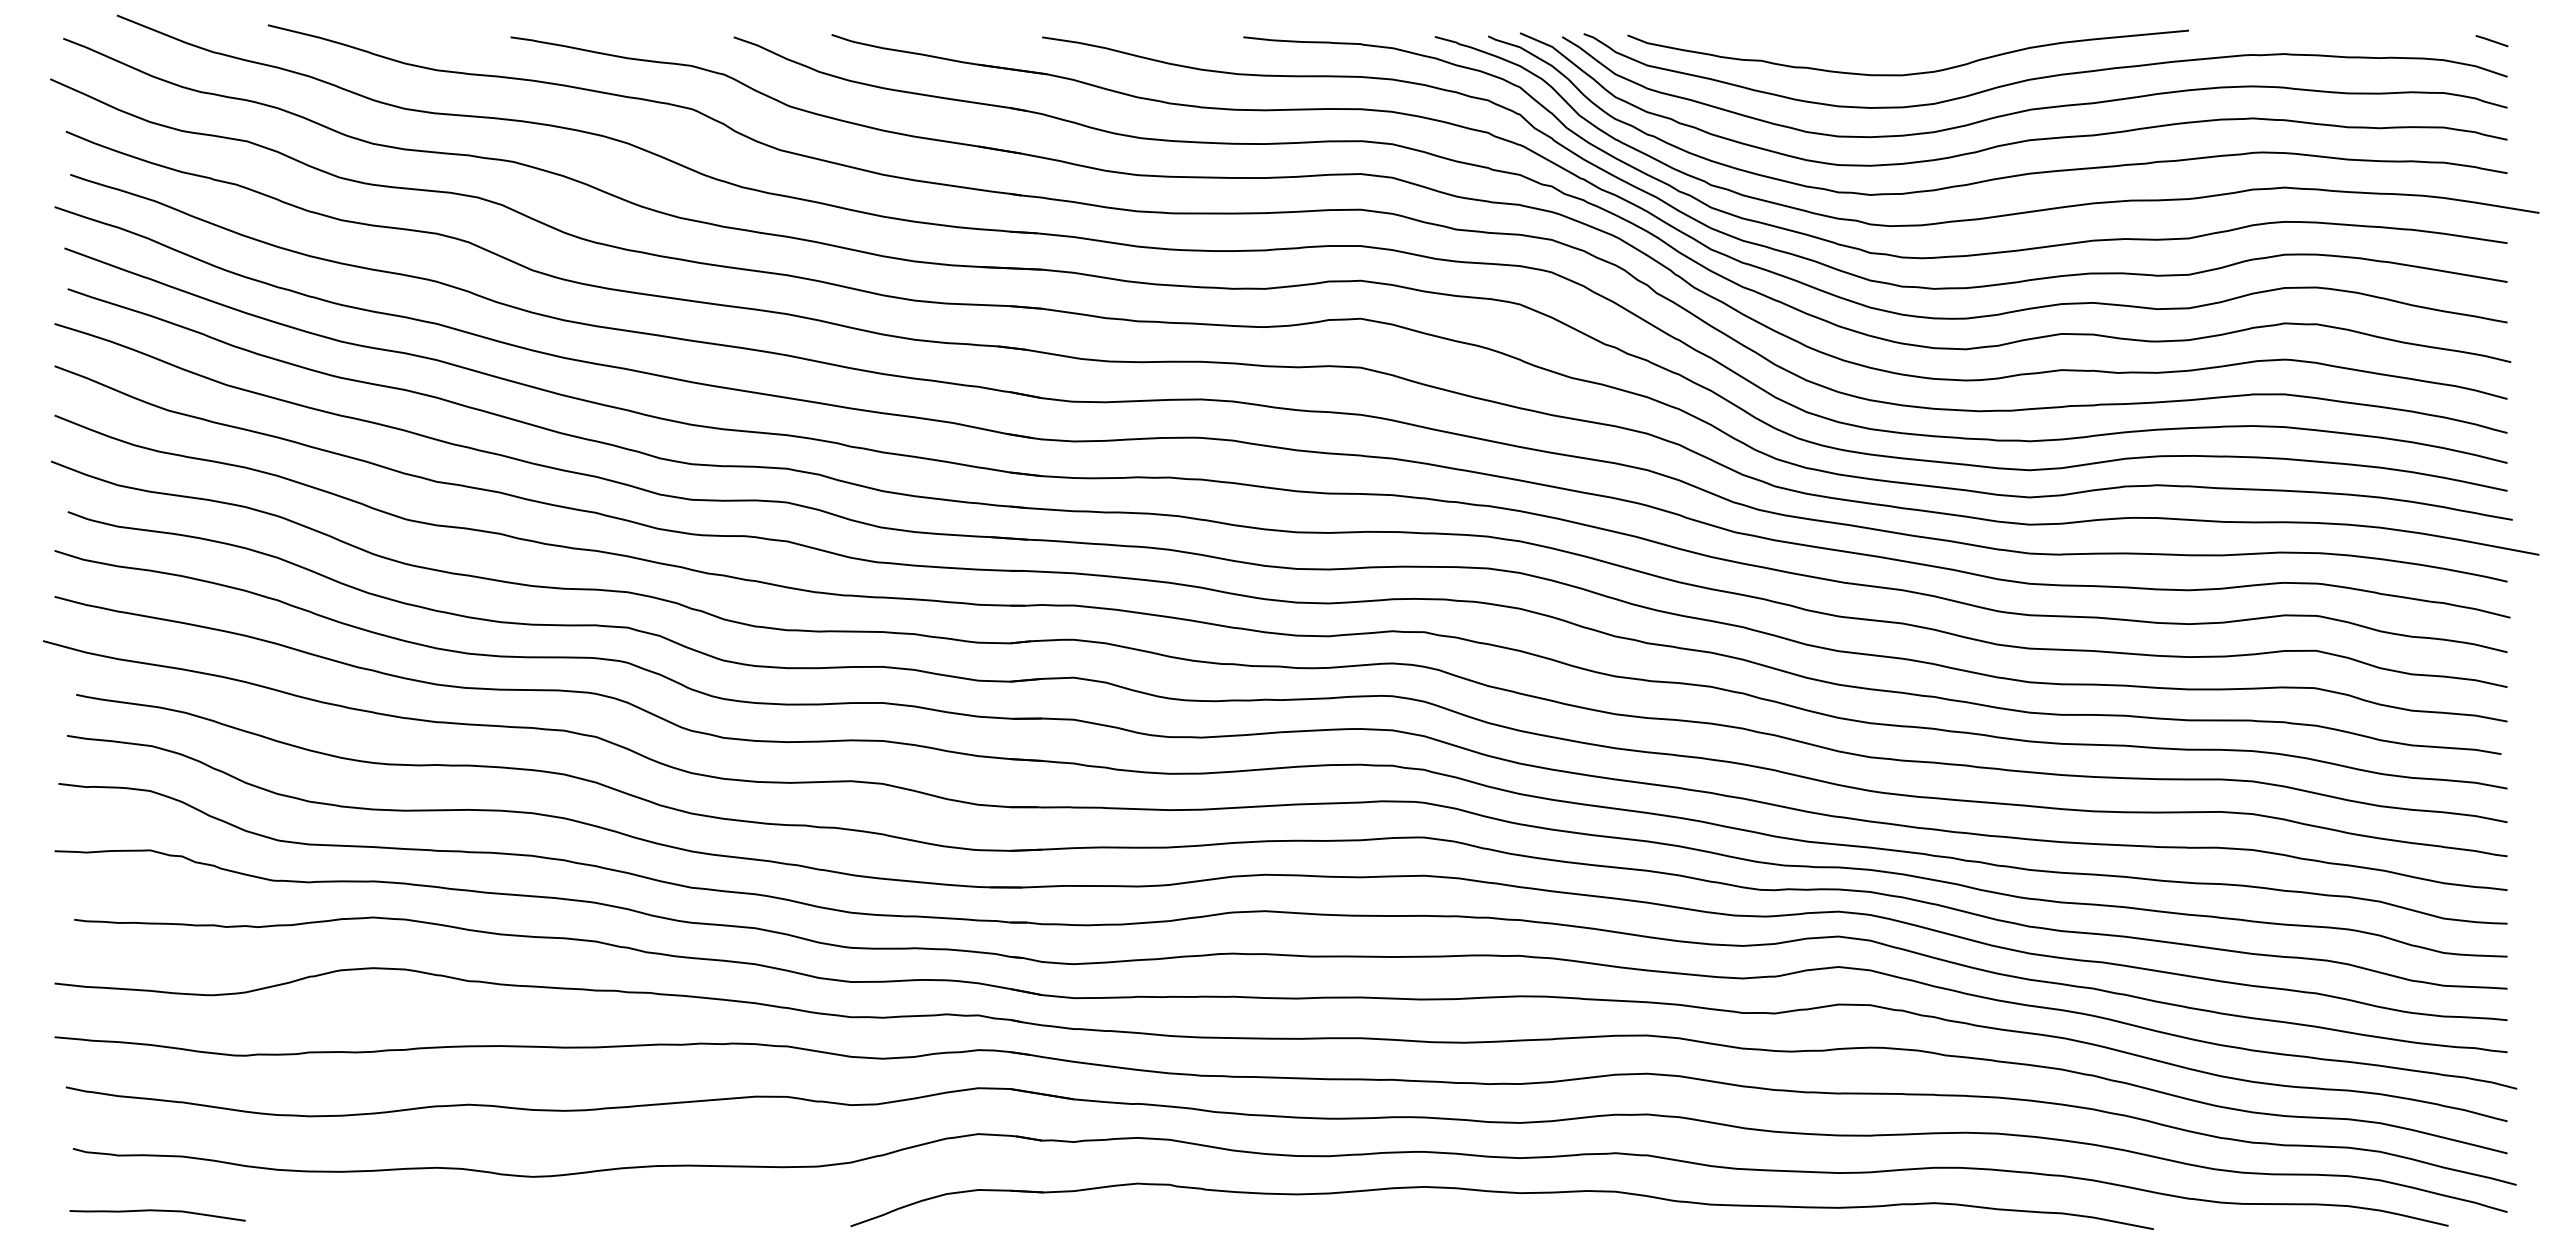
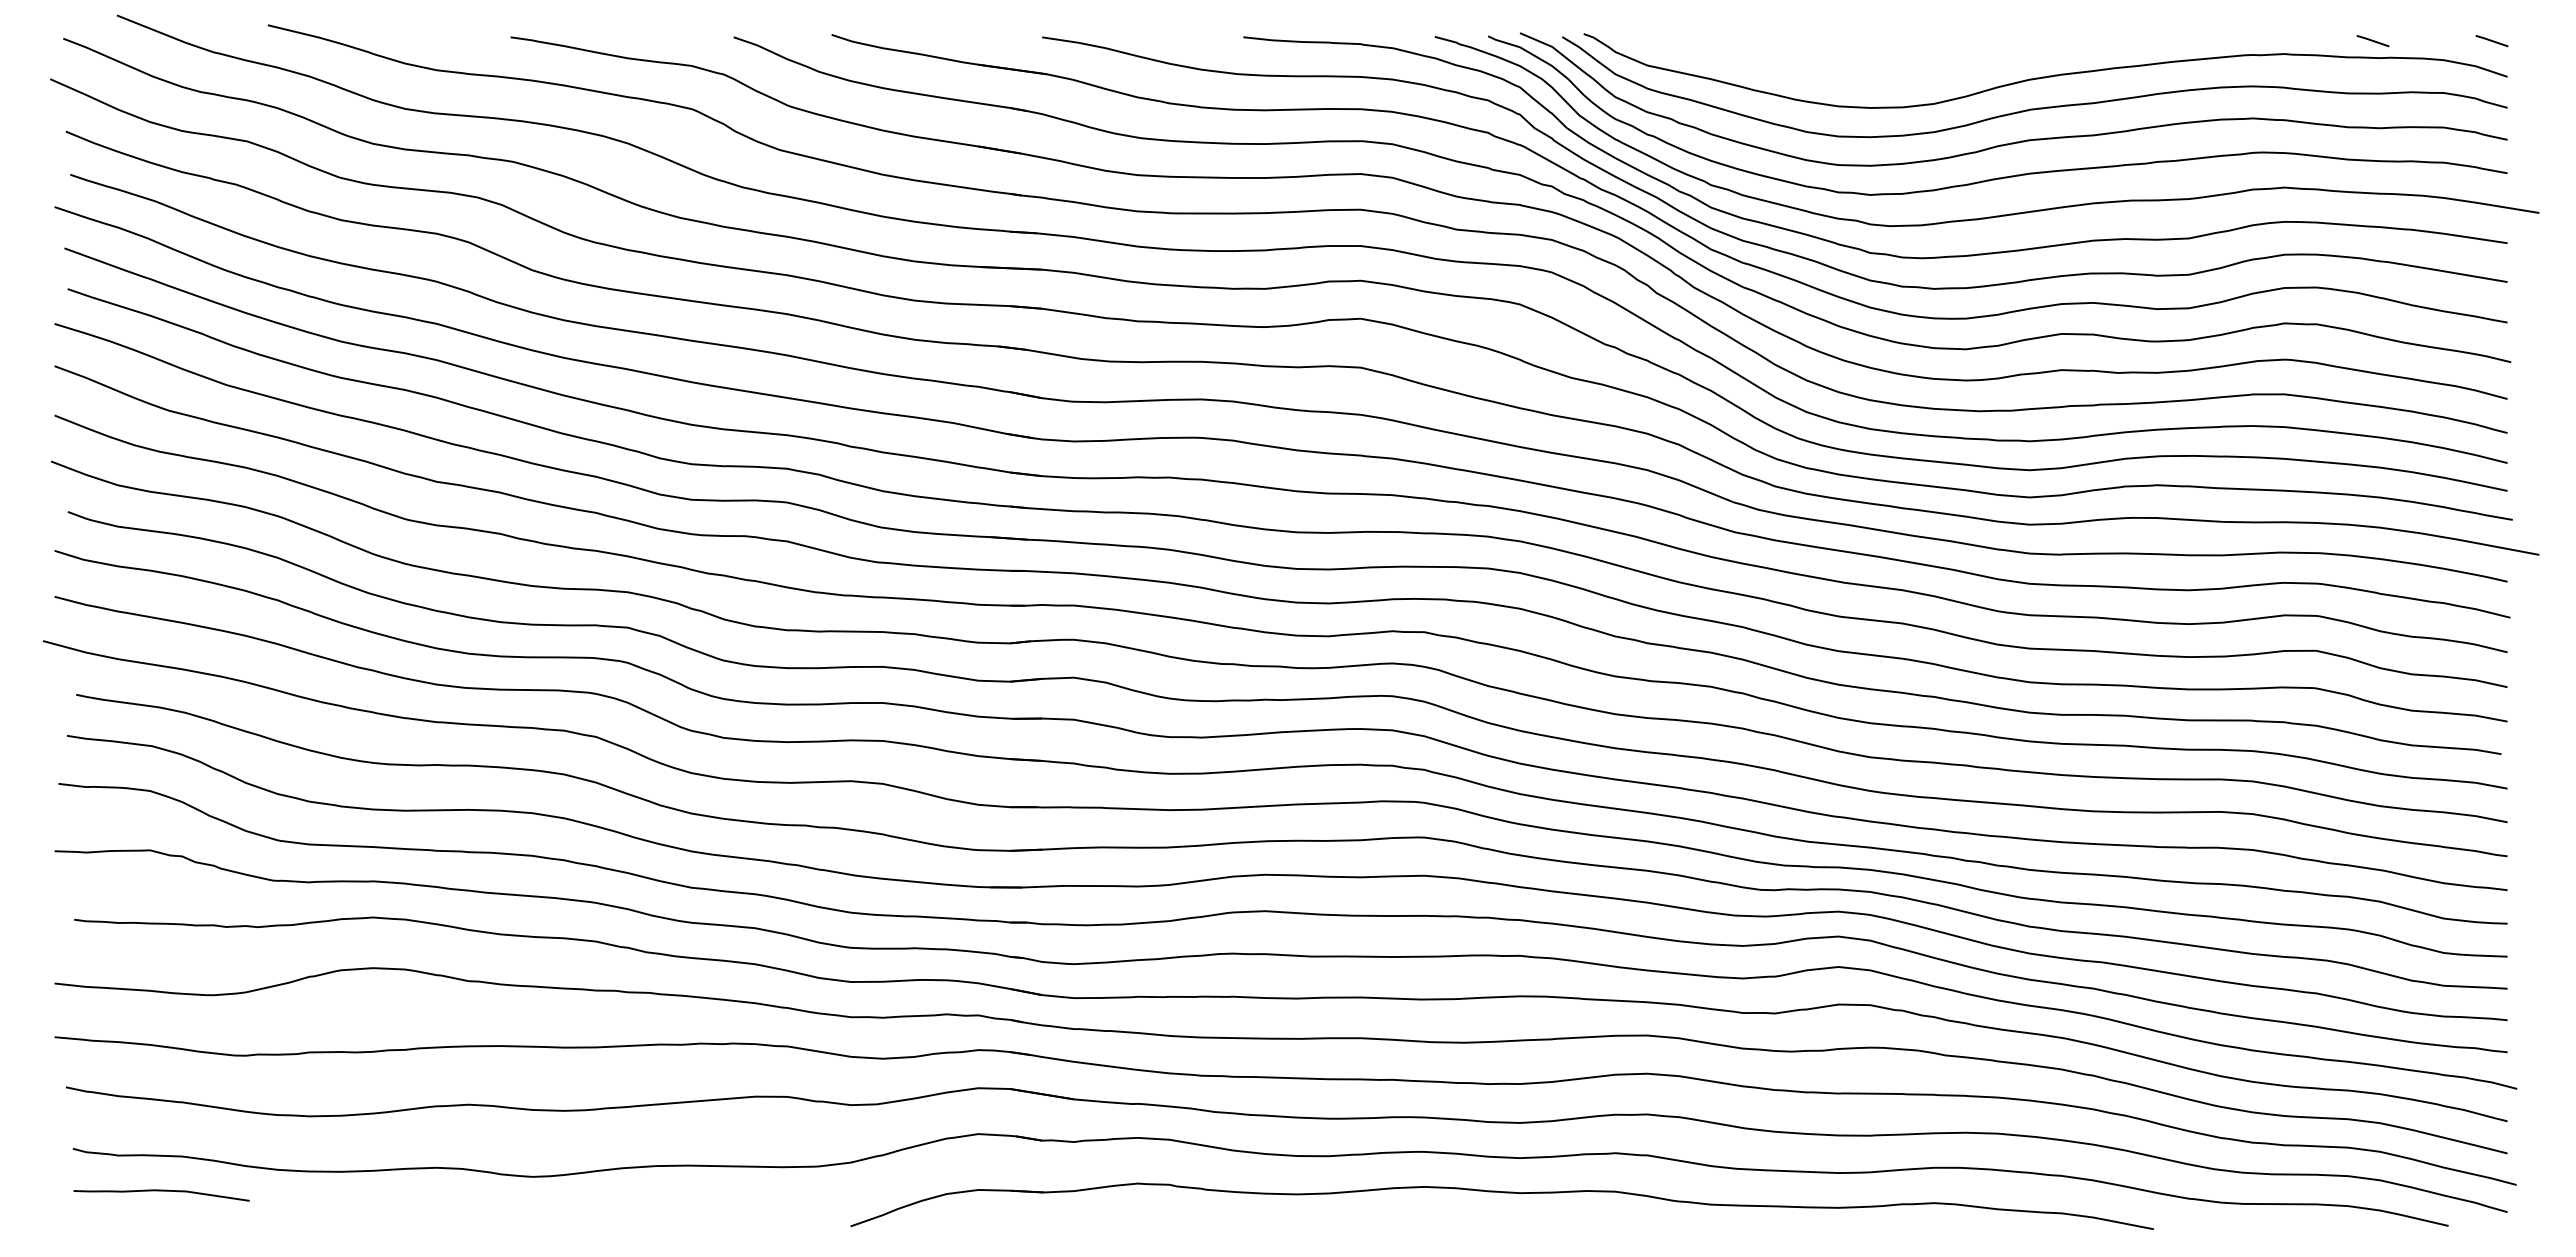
line: none -> present (2372, 41)
curve: present -> none (1907, 73)
curve position: (157, 1211) -> (161, 1191) (161, 1191)
